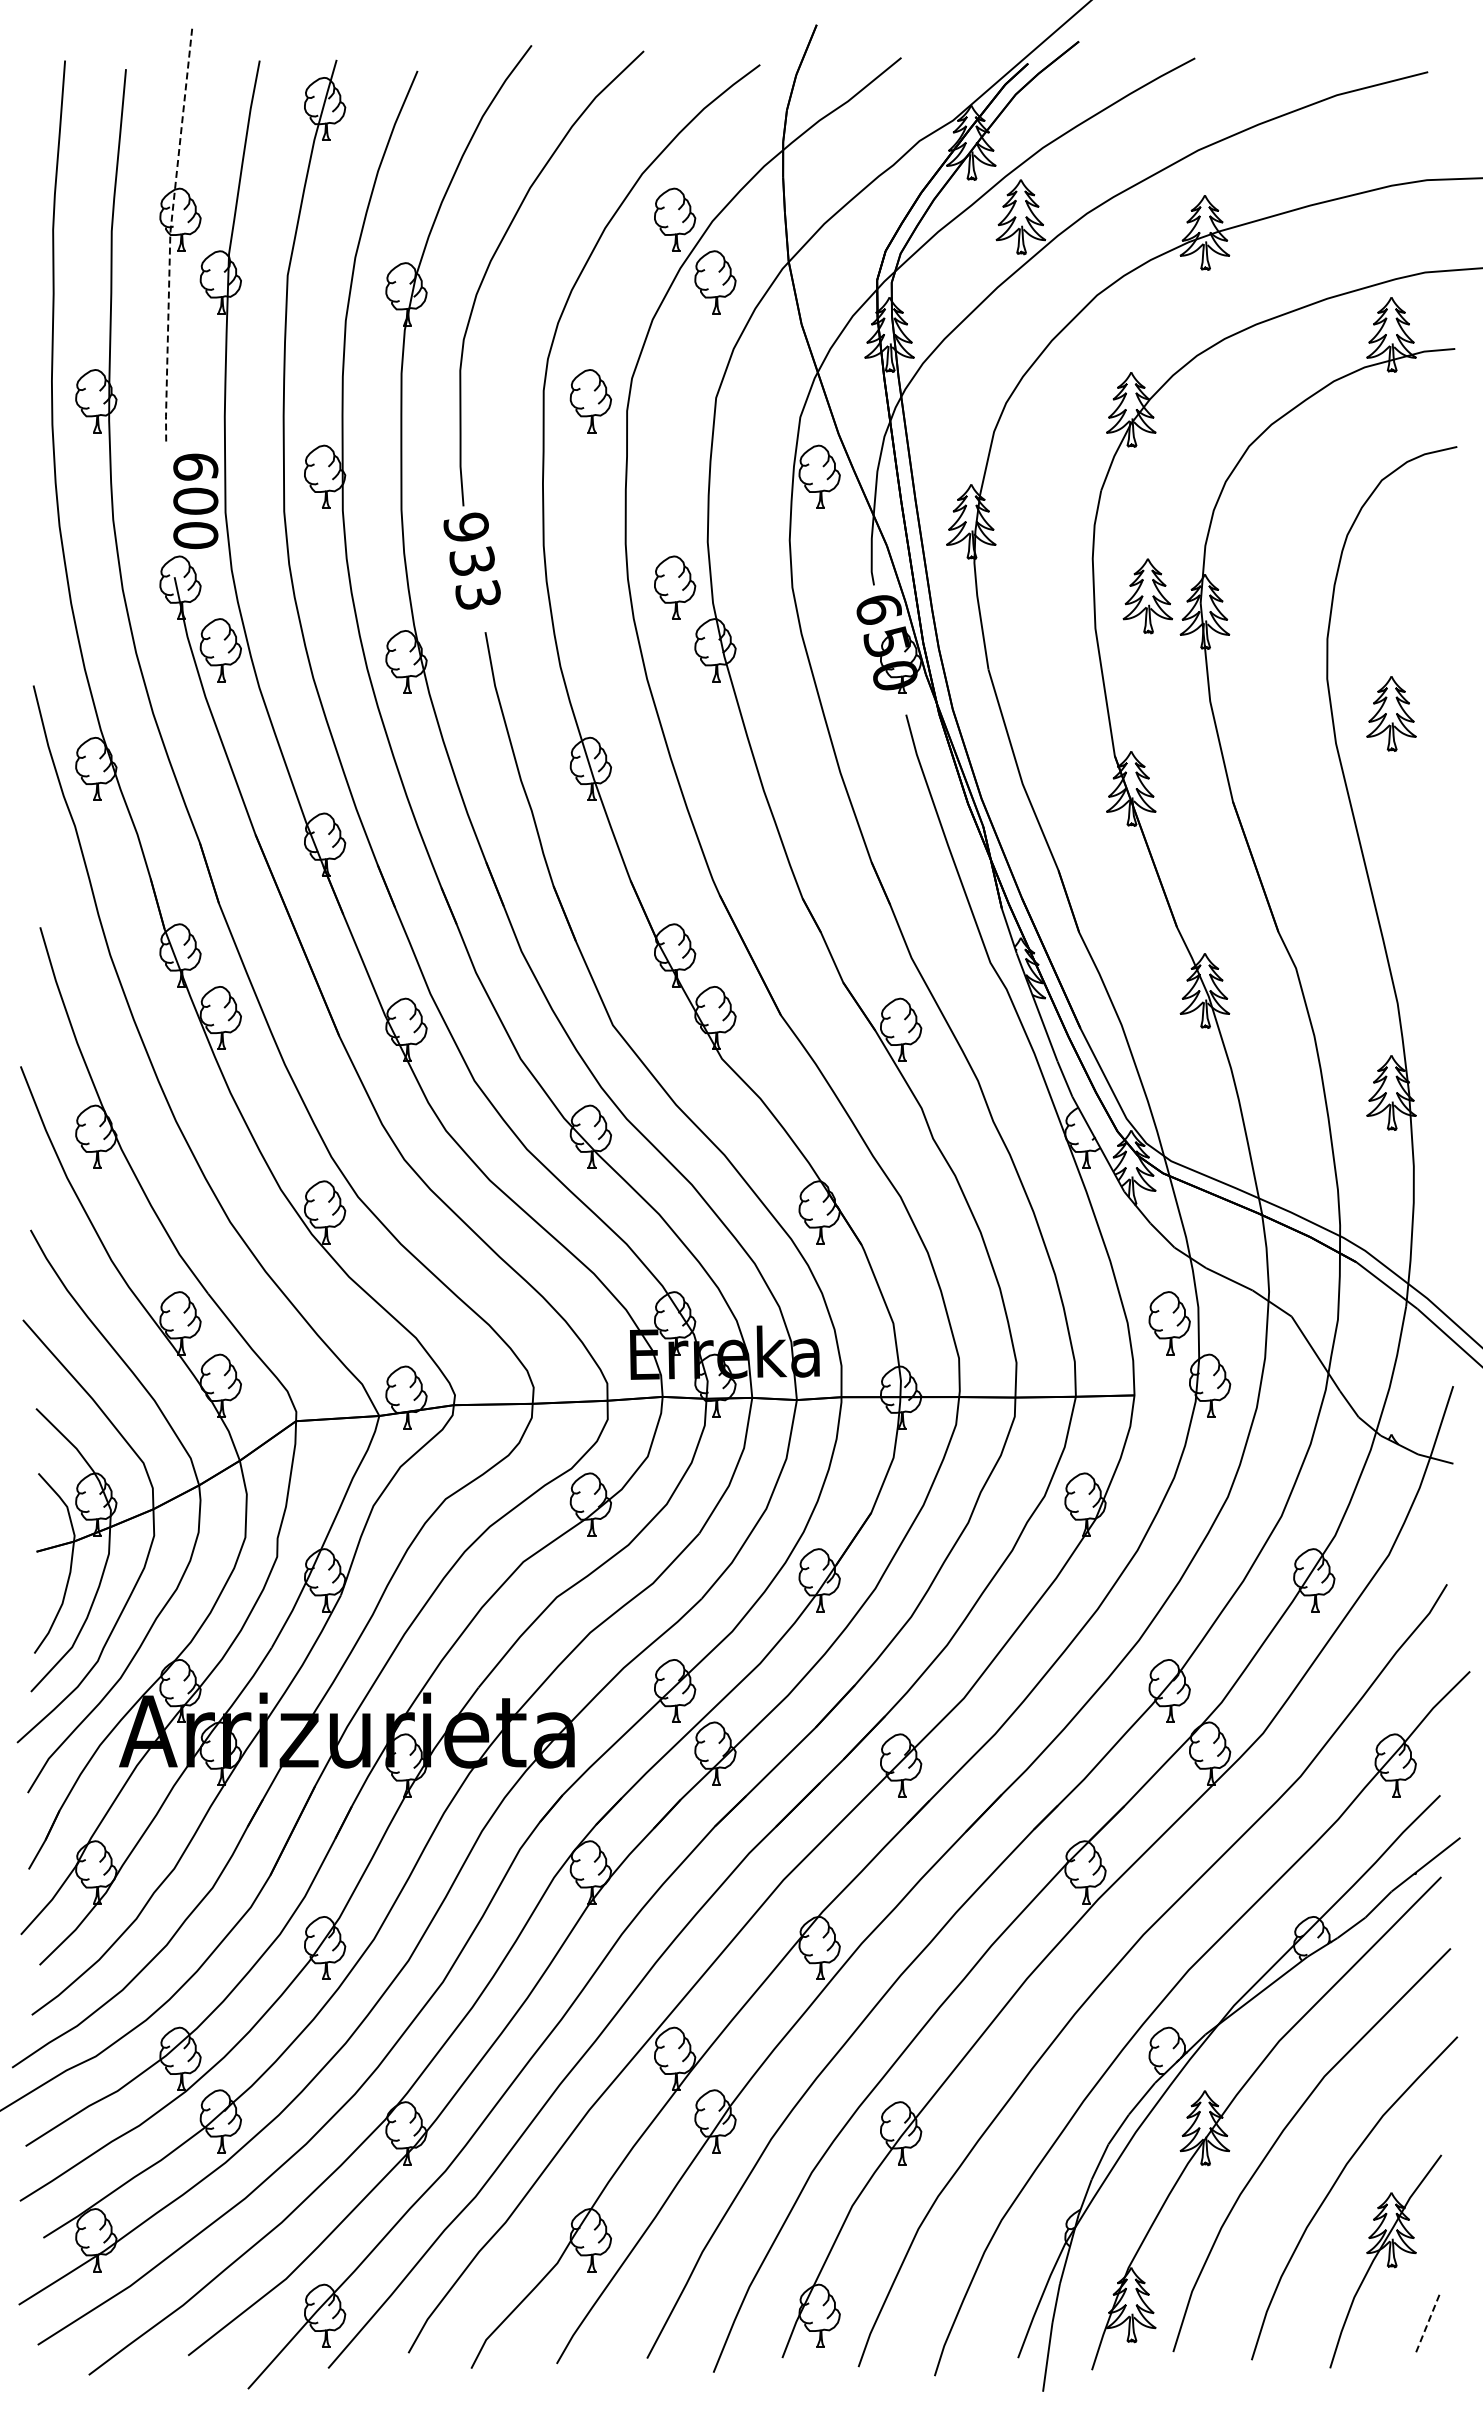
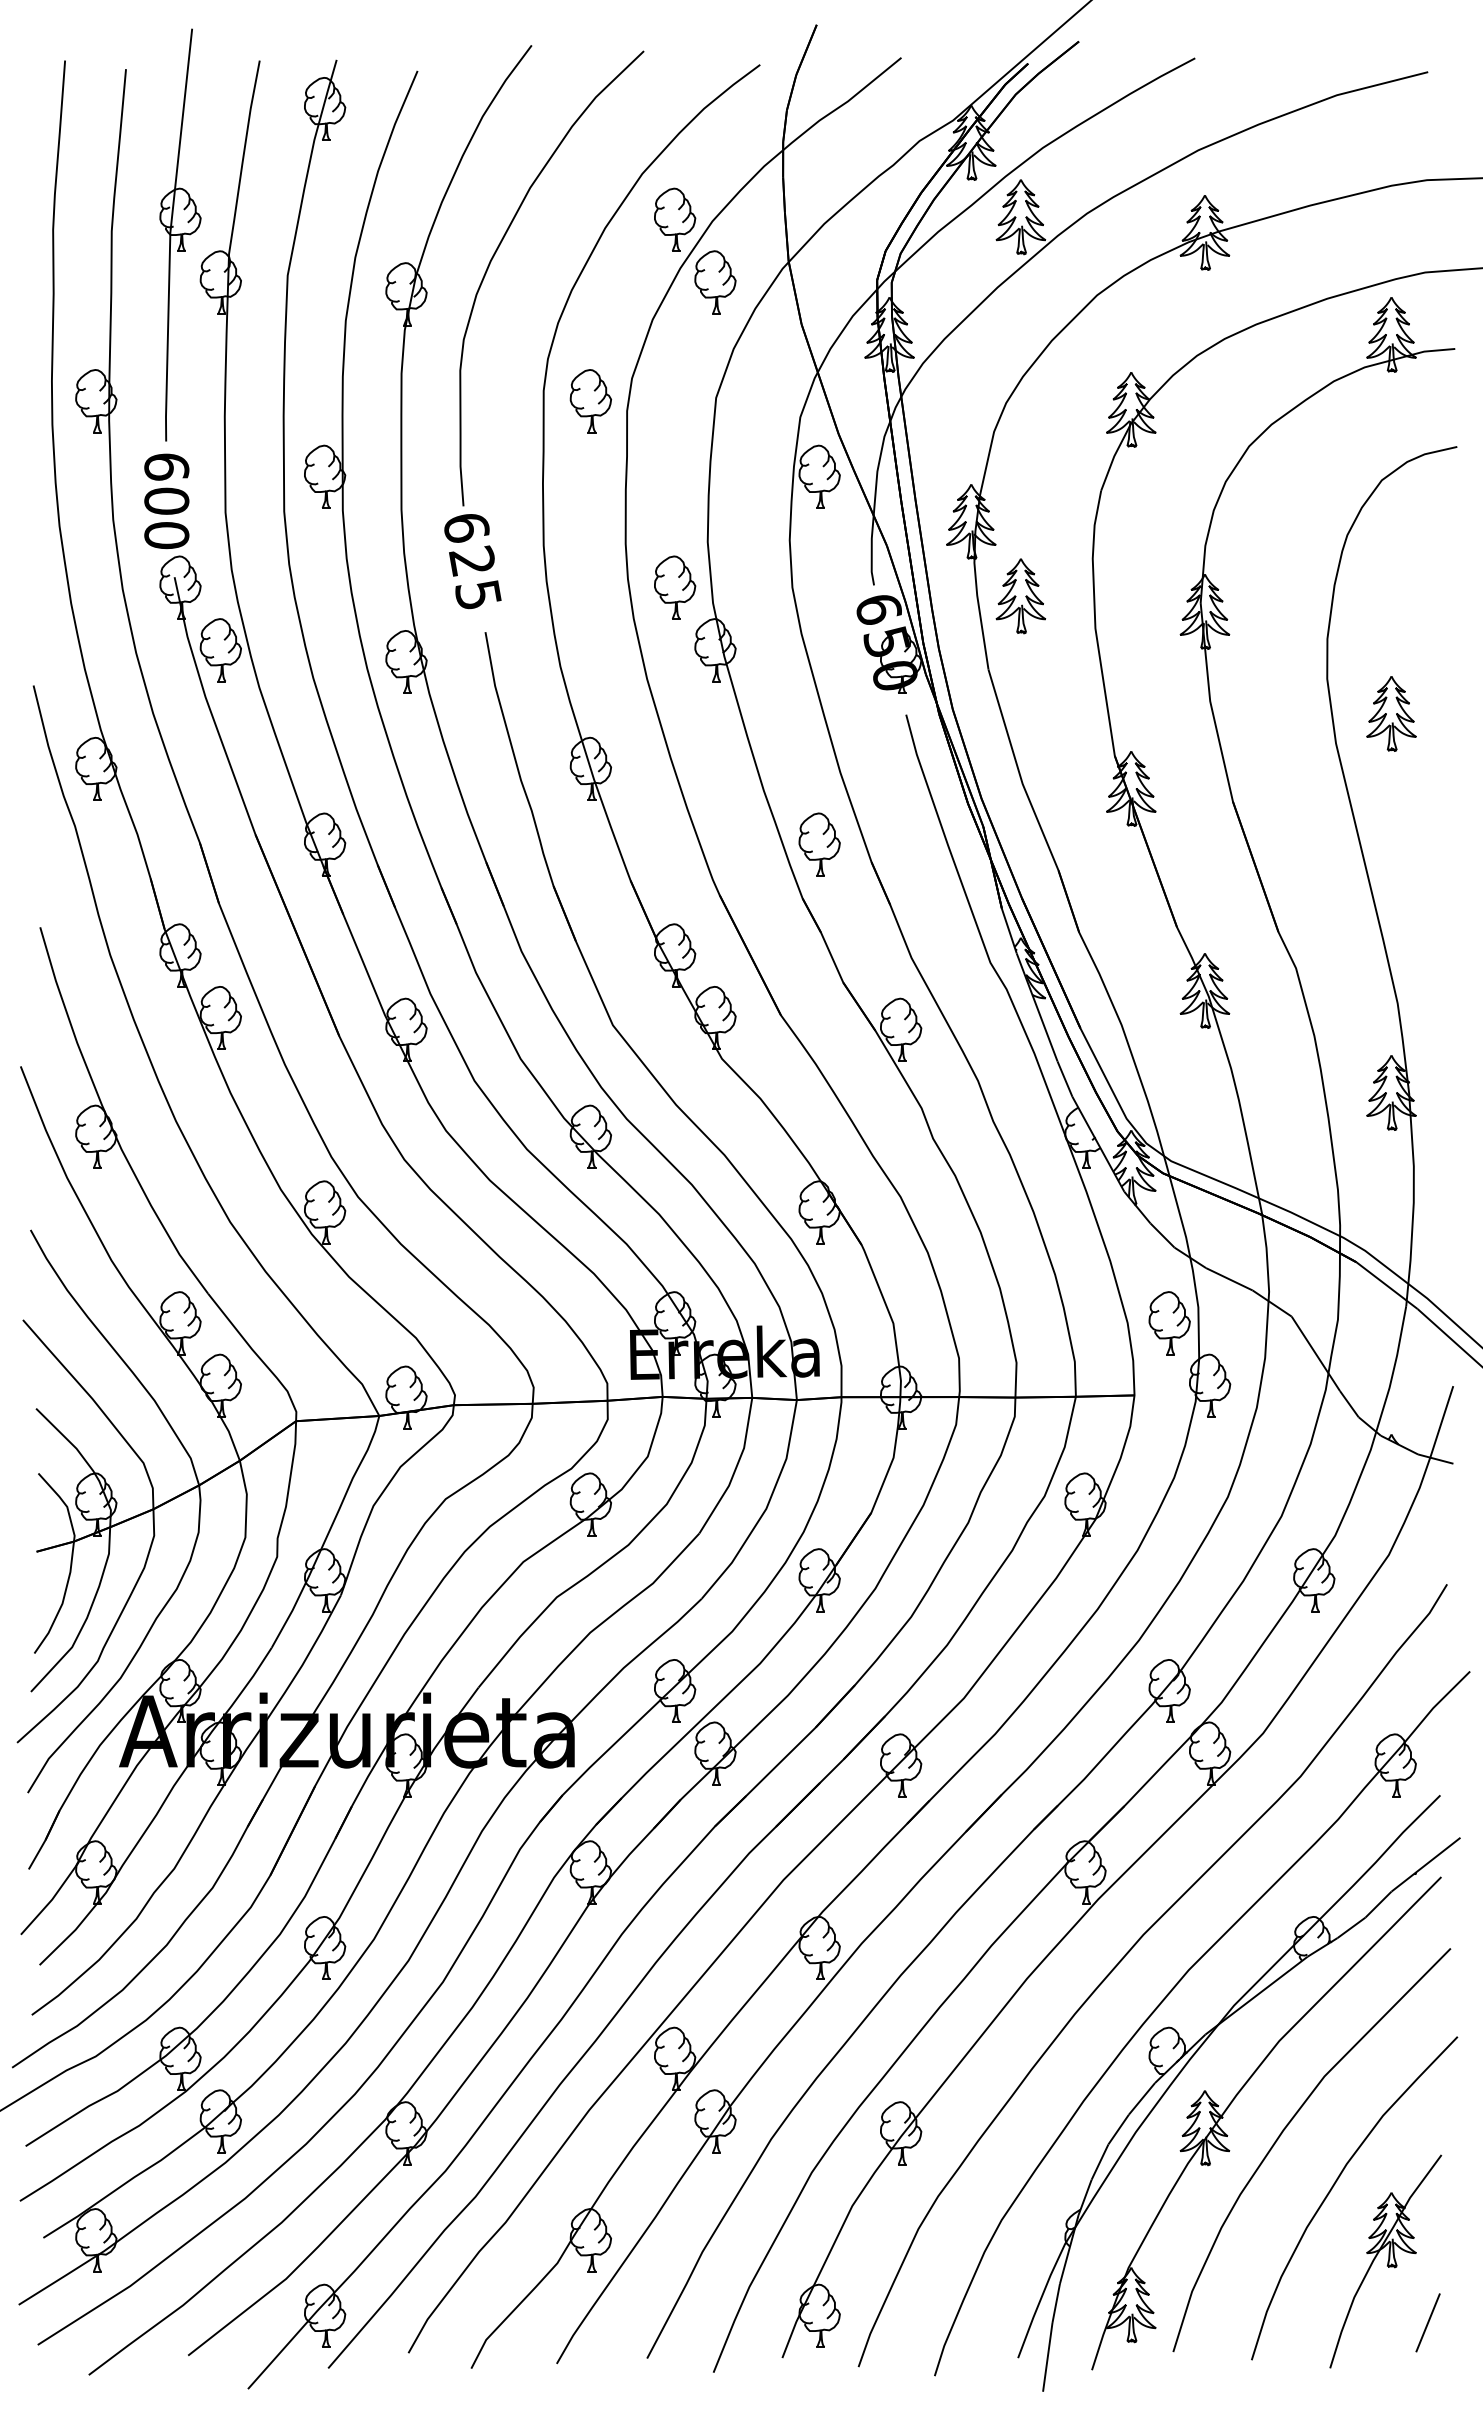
line: dashed -> solid (170, 234)
text position: (195, 501) -> (166, 501) (166, 501)
text: 933 -> 625 (472, 560)
part position: (1147, 596) -> (1020, 596) (1020, 596)
part: none -> present (819, 844)
line: dashed -> solid (1428, 2322)
